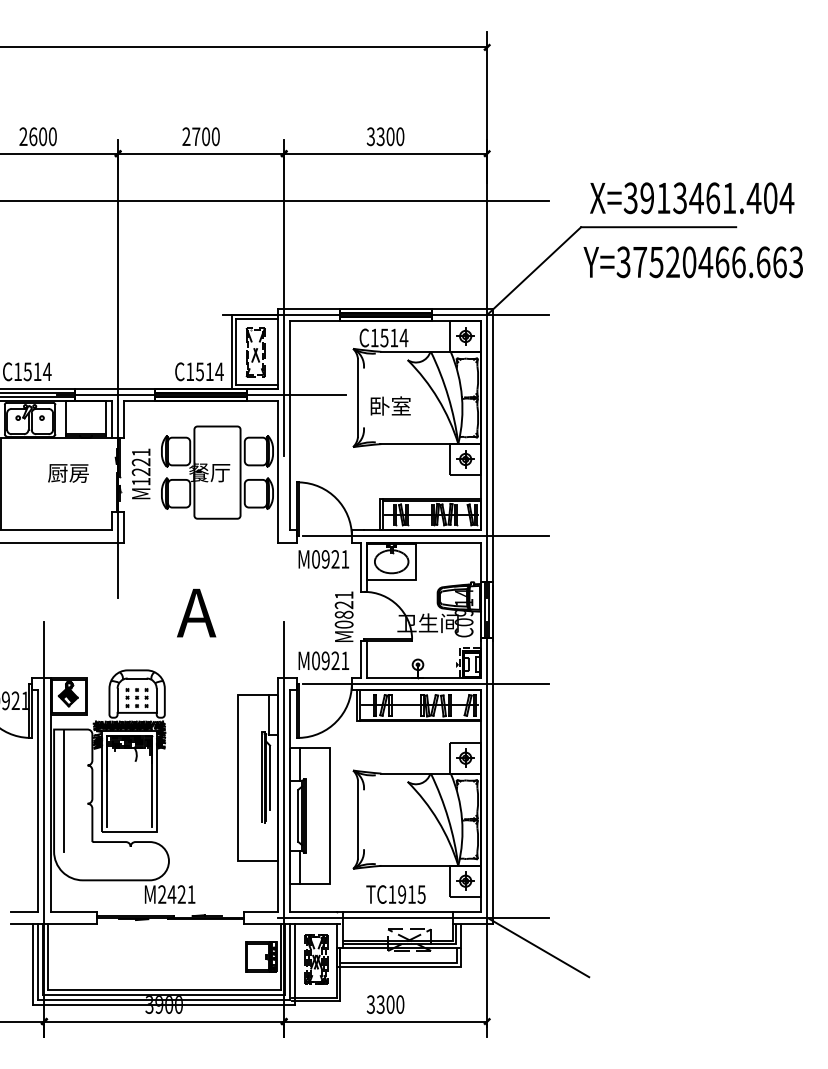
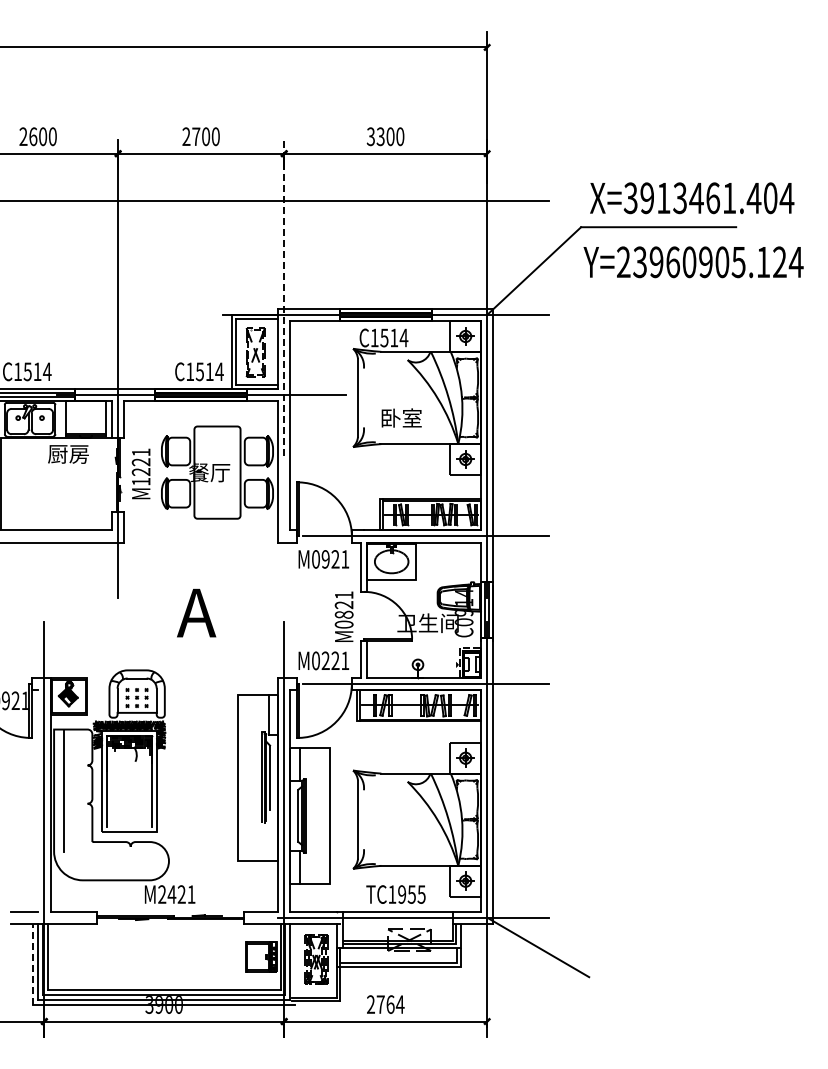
text: Y=37520466.663 -> Y=23960905.124 (709, 262)
line: solid -> dashed (284, 297)
text position: (390, 405) -> (401, 417) (401, 417)
text position: (68, 473) -> (68, 454) (68, 454)
text: M0921 -> M0221 (325, 661)
line: present -> none (38, 800)
text: TC1915 -> TC1955 (411, 894)
line: solid -> dashed (33, 964)
line: present -> none (295, 964)
text: 3300 -> 2764 (385, 1004)
